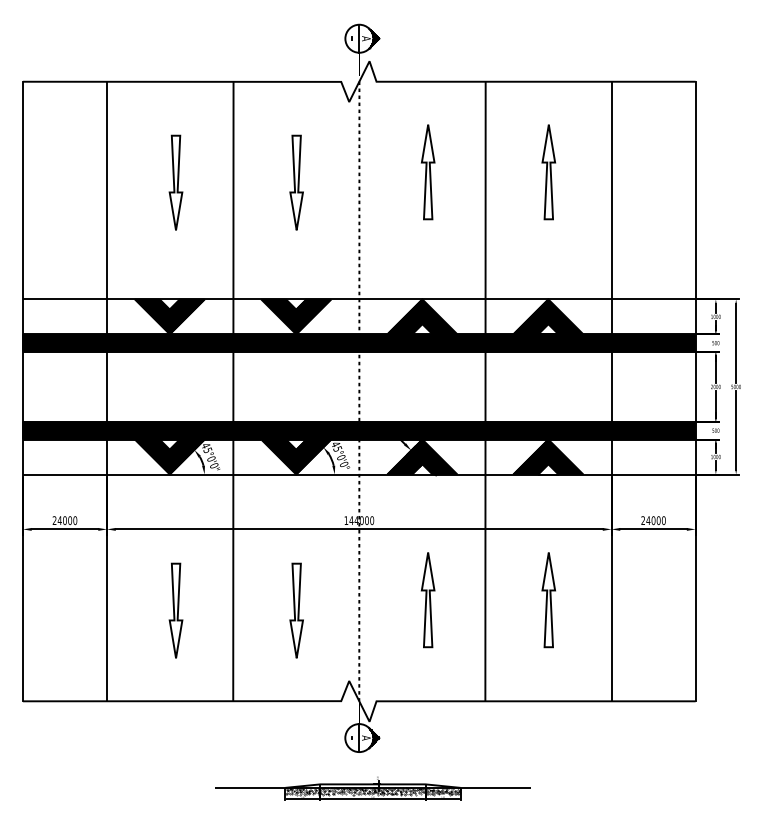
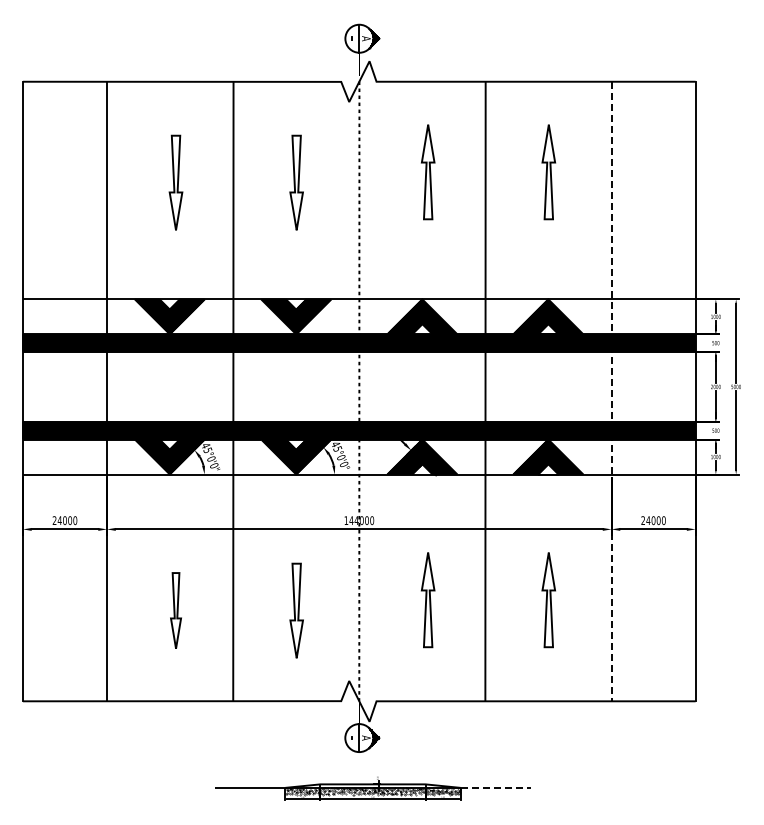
line: solid -> dashed (611, 391)
part size: 16x97 px -> 12x77 px (175, 610)
line: solid -> dashed (496, 787)
